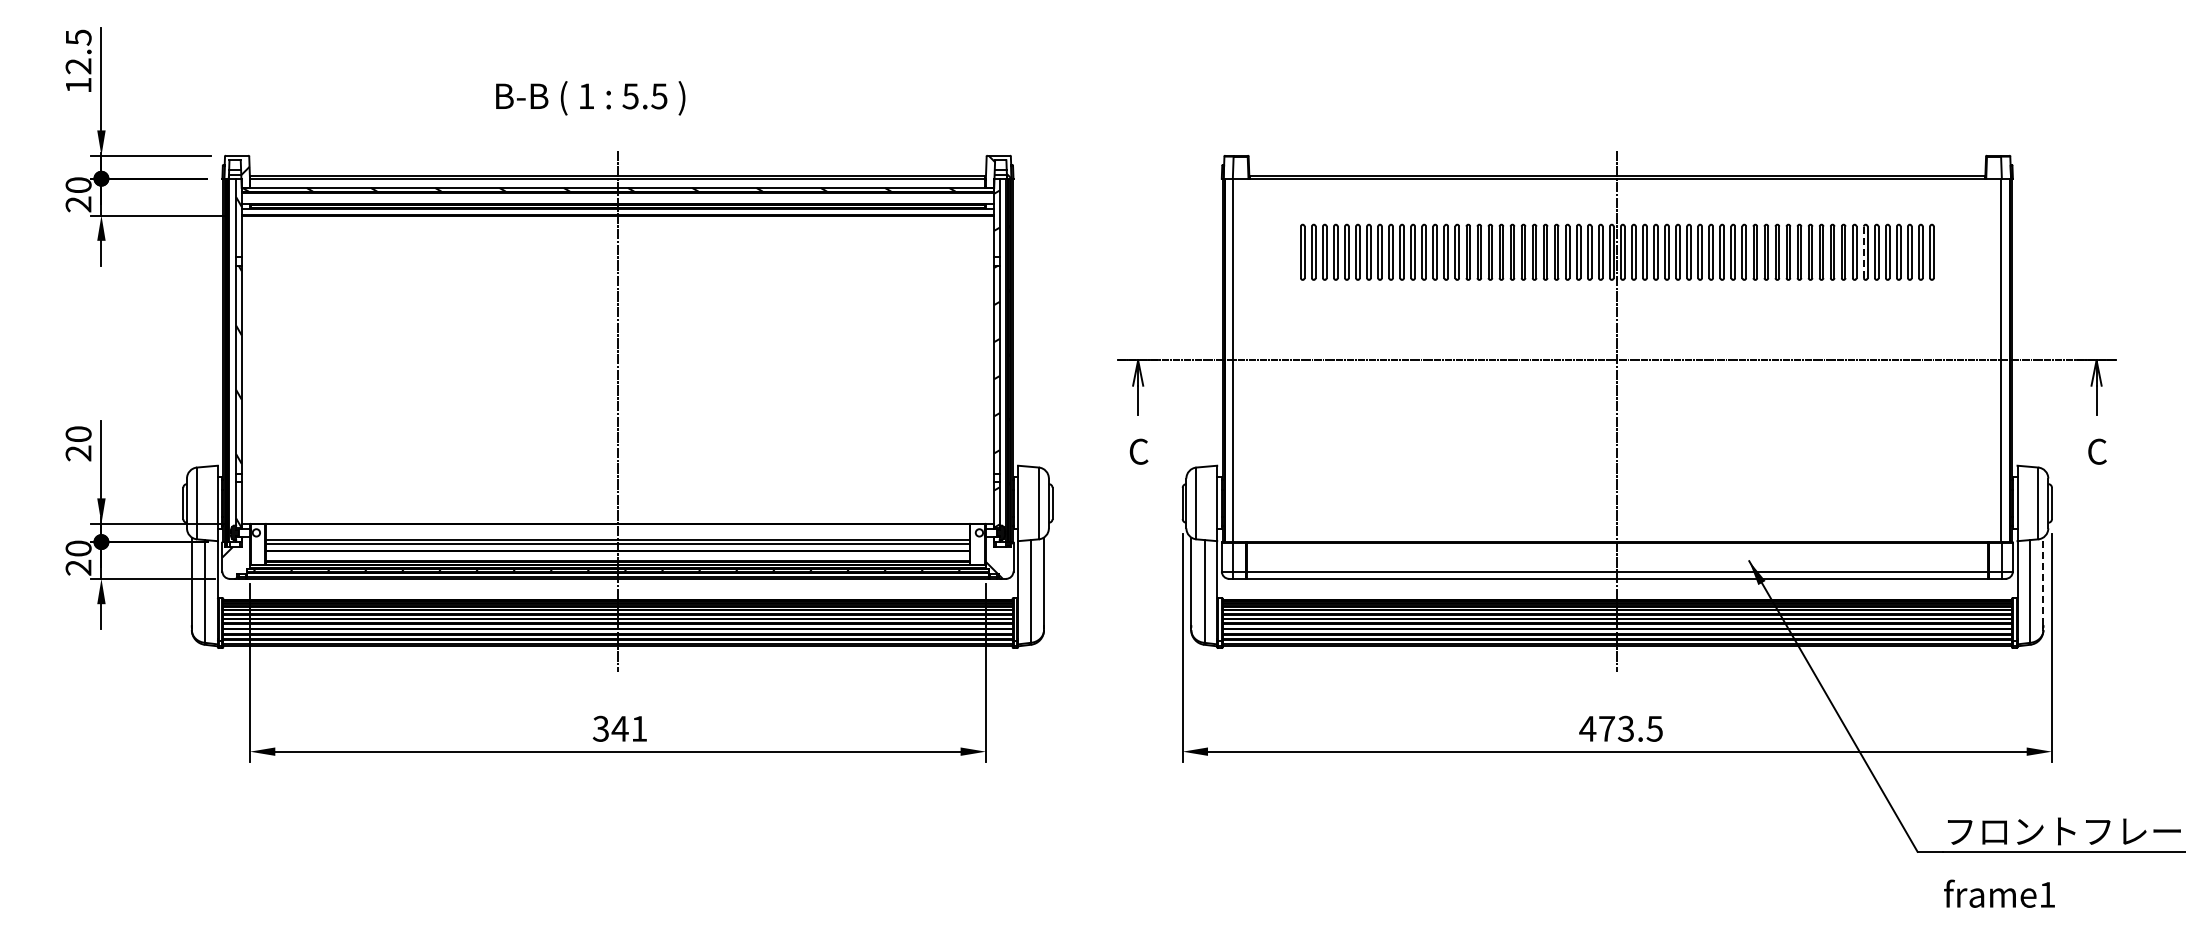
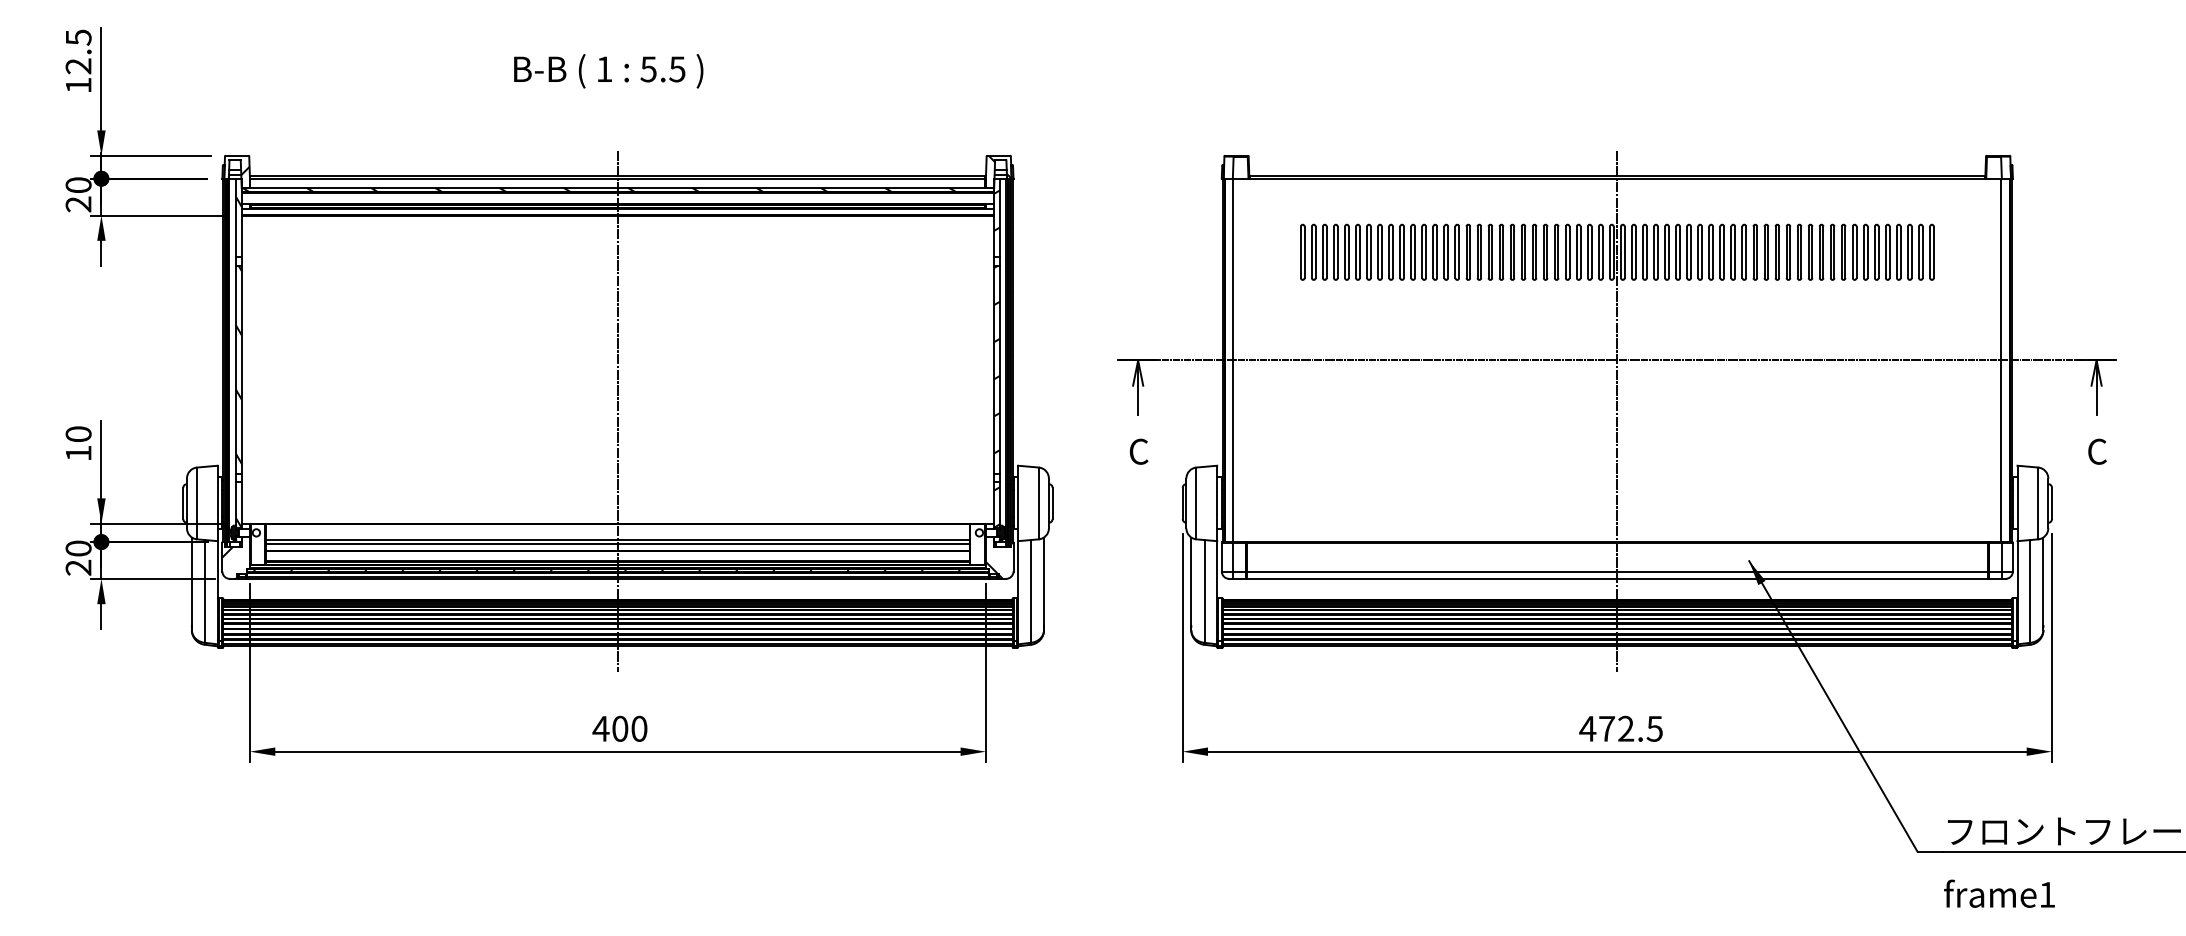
text position: (590, 98) -> (608, 71) (608, 71)
line: dashed -> solid (1863, 252)
text: 20 -> 10 (78, 453)
line: dashed -> solid (2043, 581)
text: 341 -> 400 (619, 728)
text: 473.5 -> 472.5 (1626, 728)
